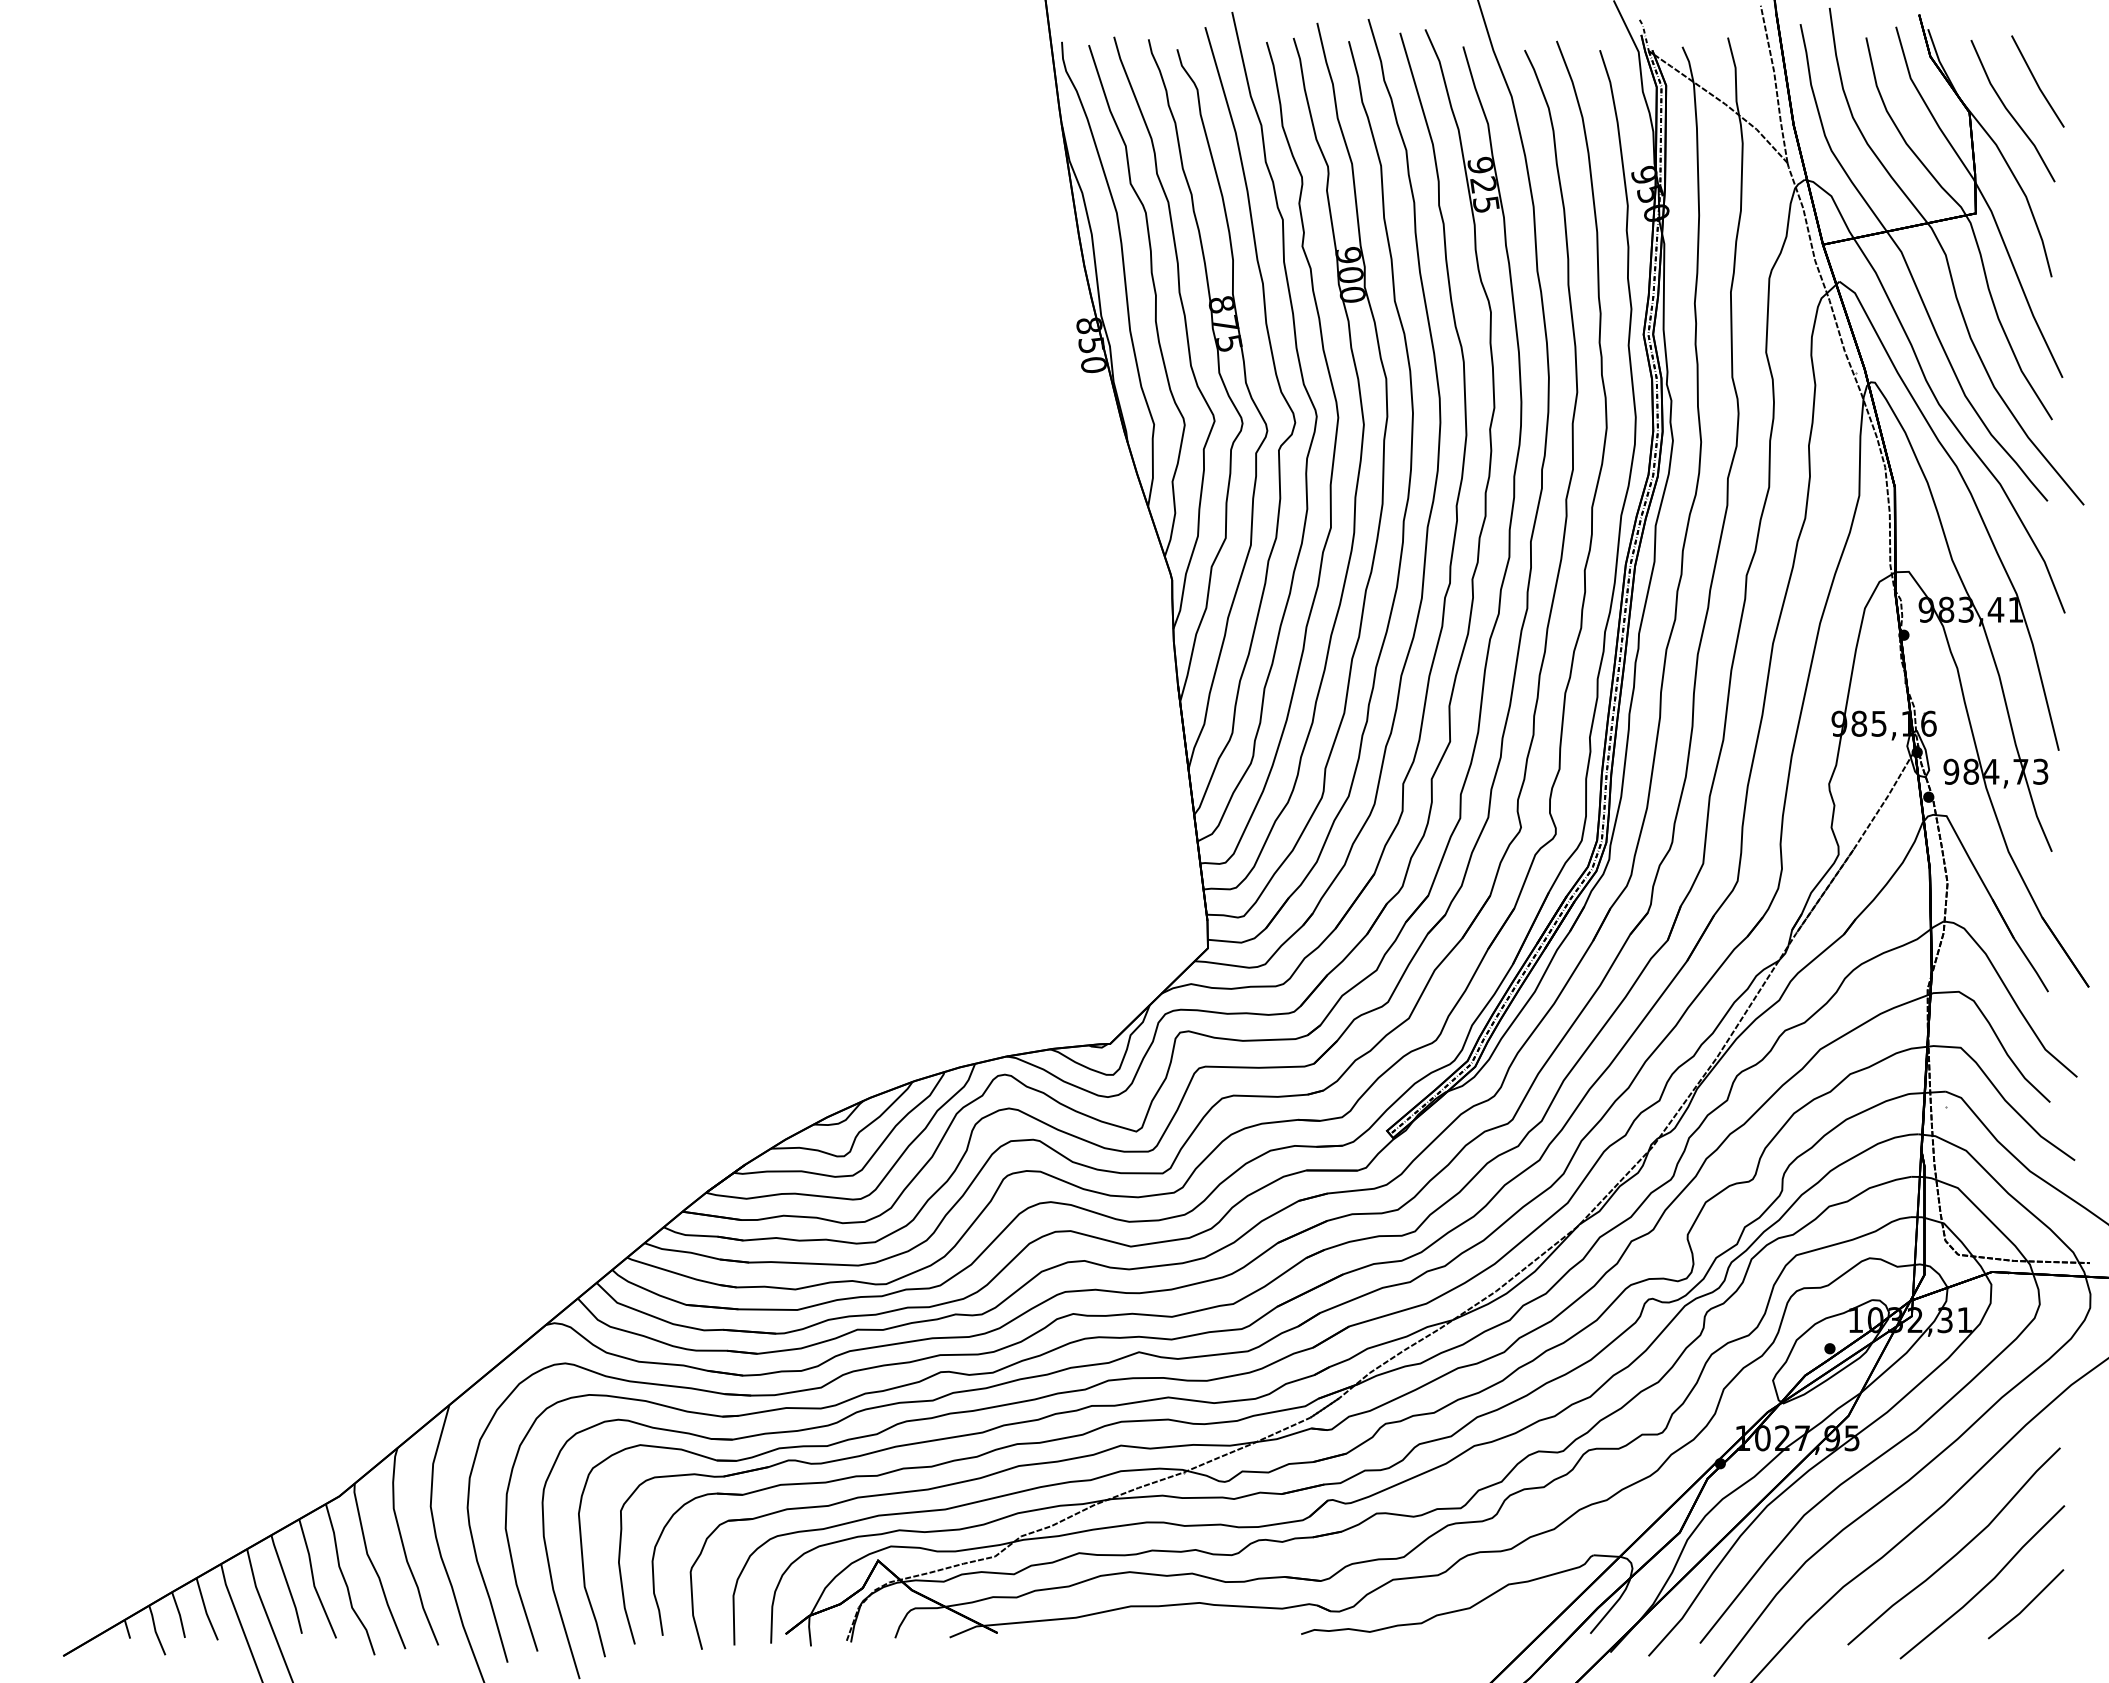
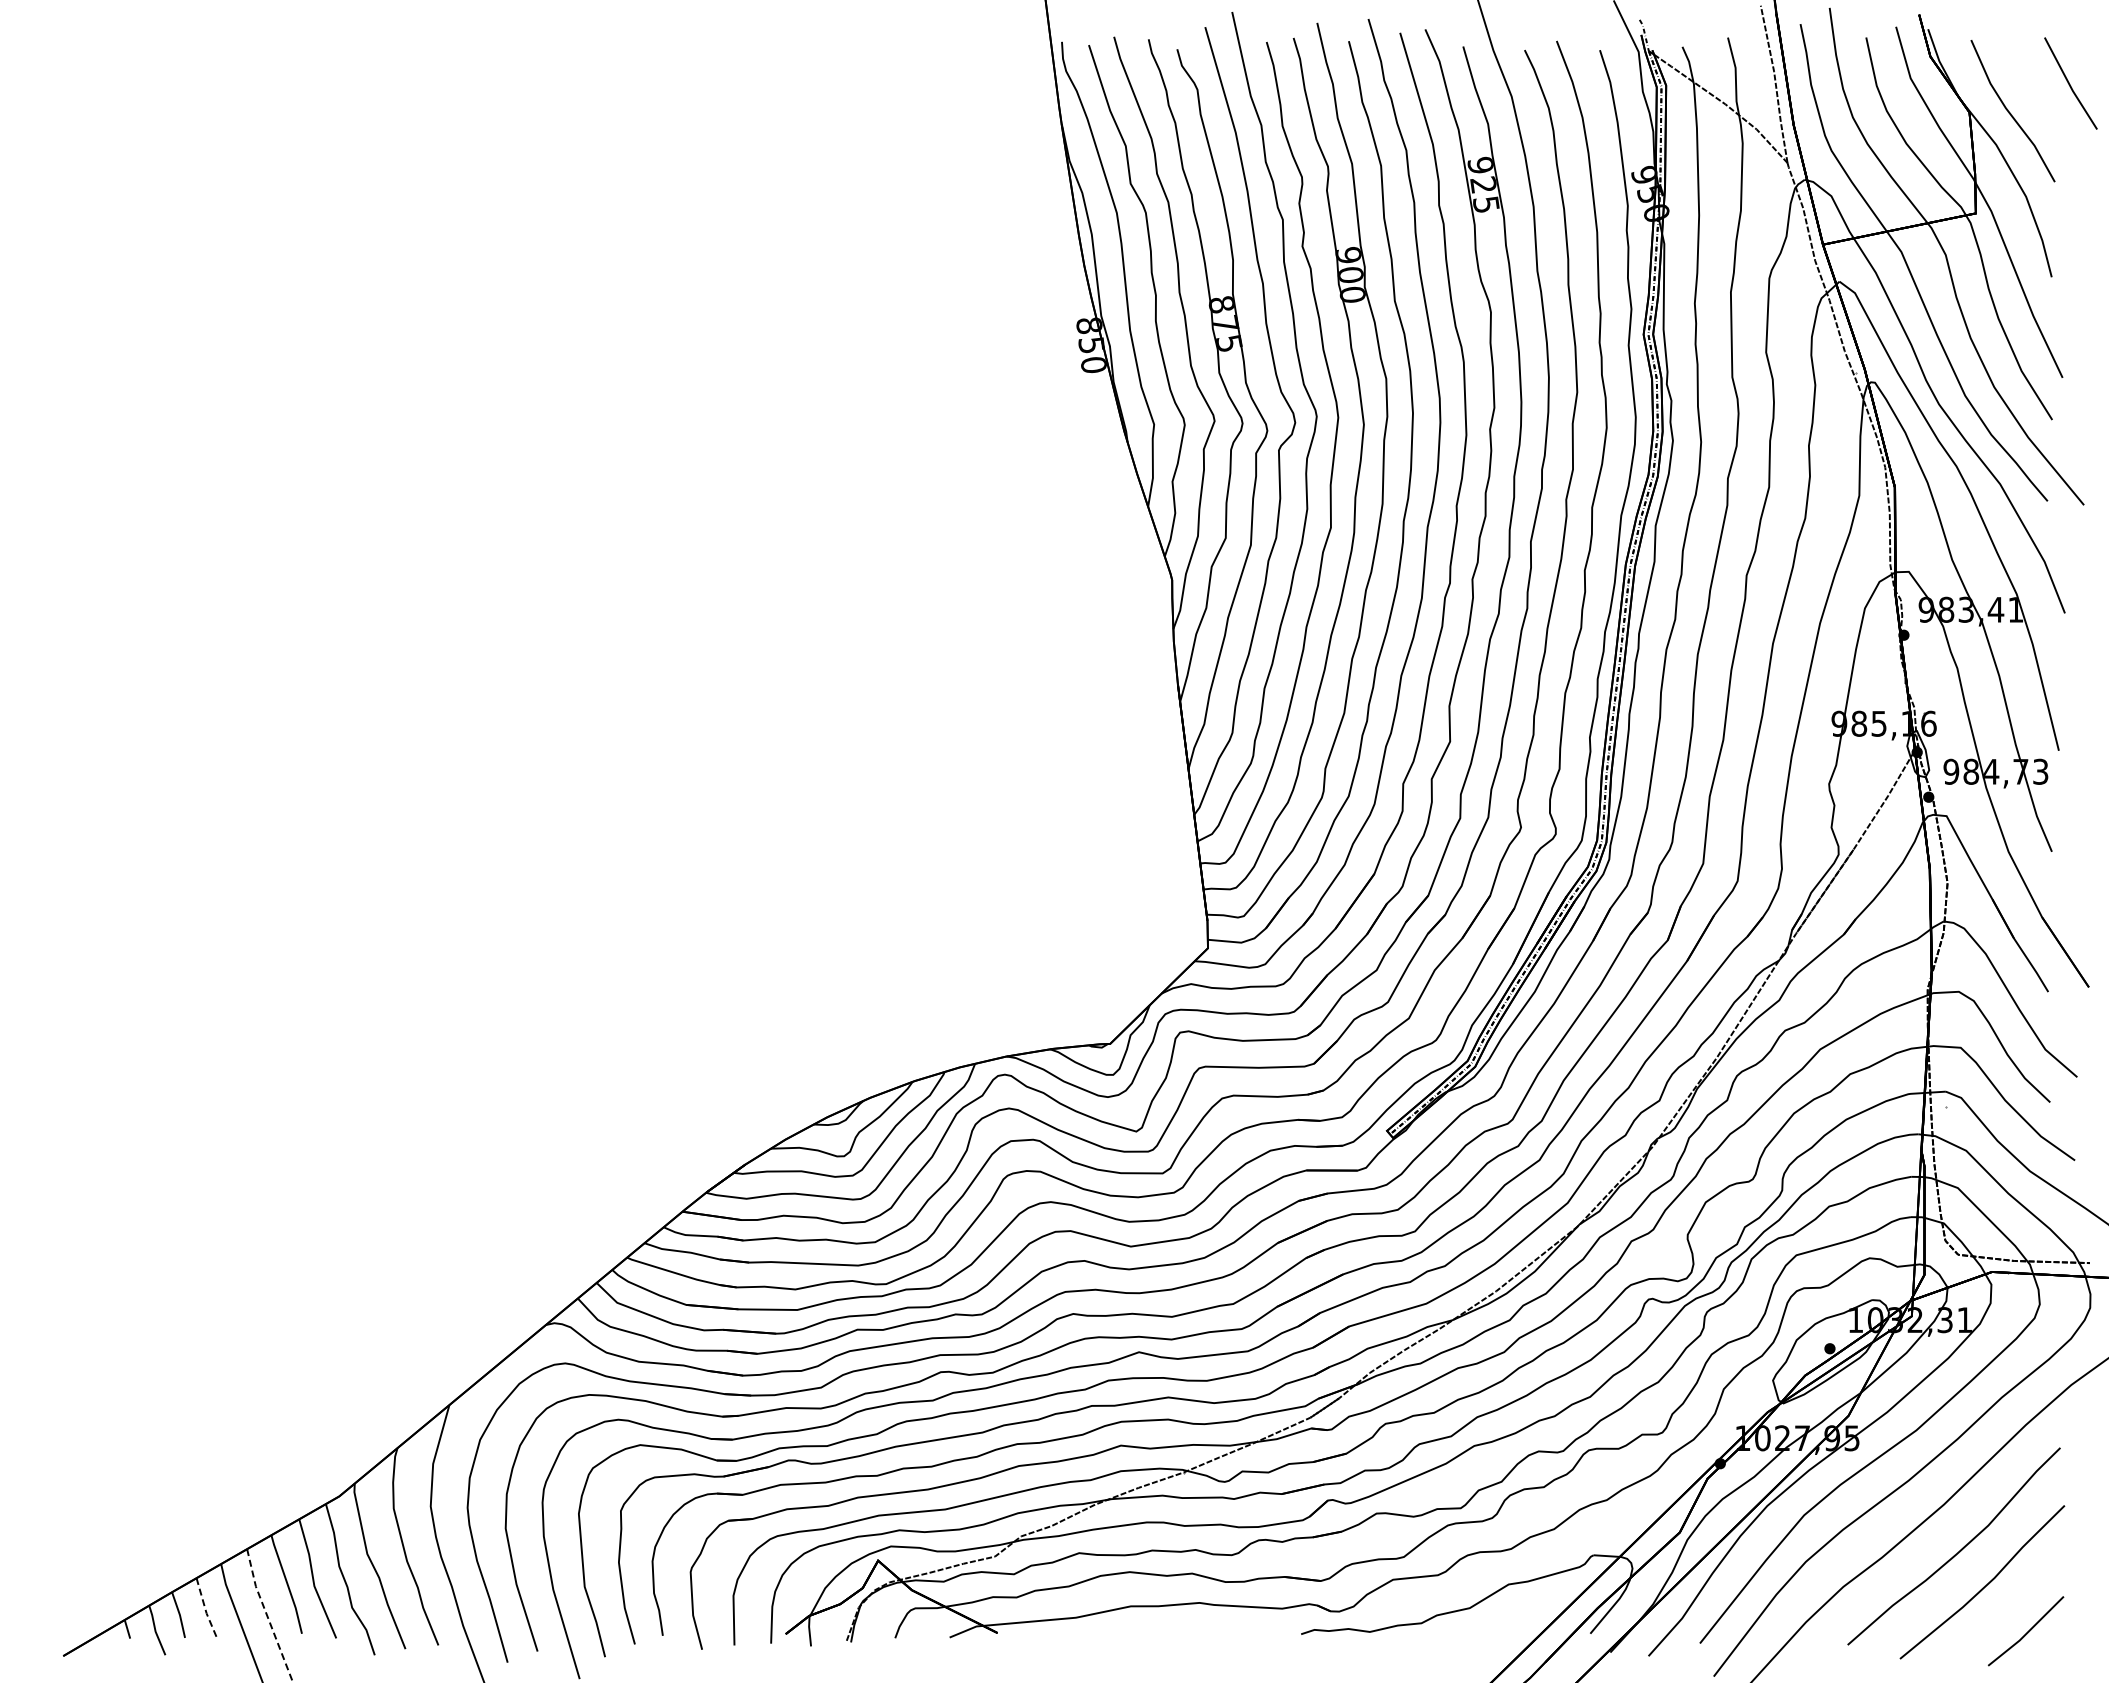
line position: (2036, 81) -> (2069, 83) (2069, 83)
line position: (2026, 1605) -> (2026, 1632) (2026, 1632)
line: solid -> dashed (205, 1610)
line: solid -> dashed (267, 1616)
